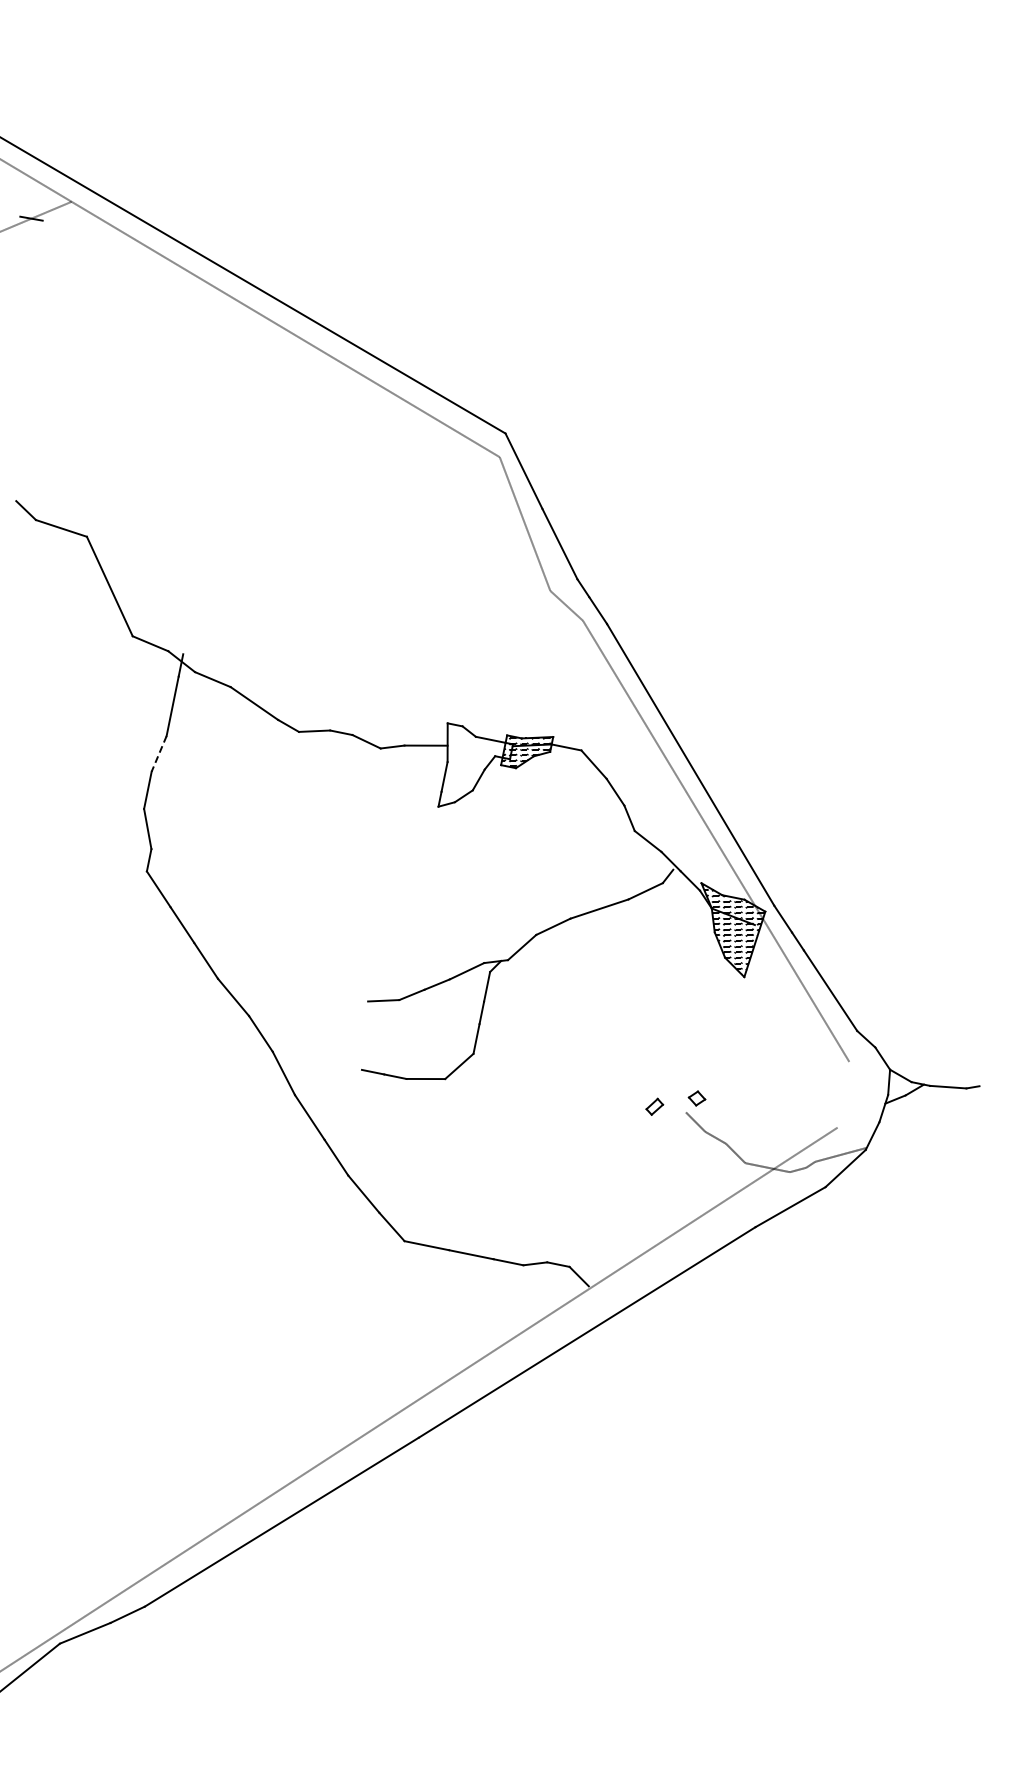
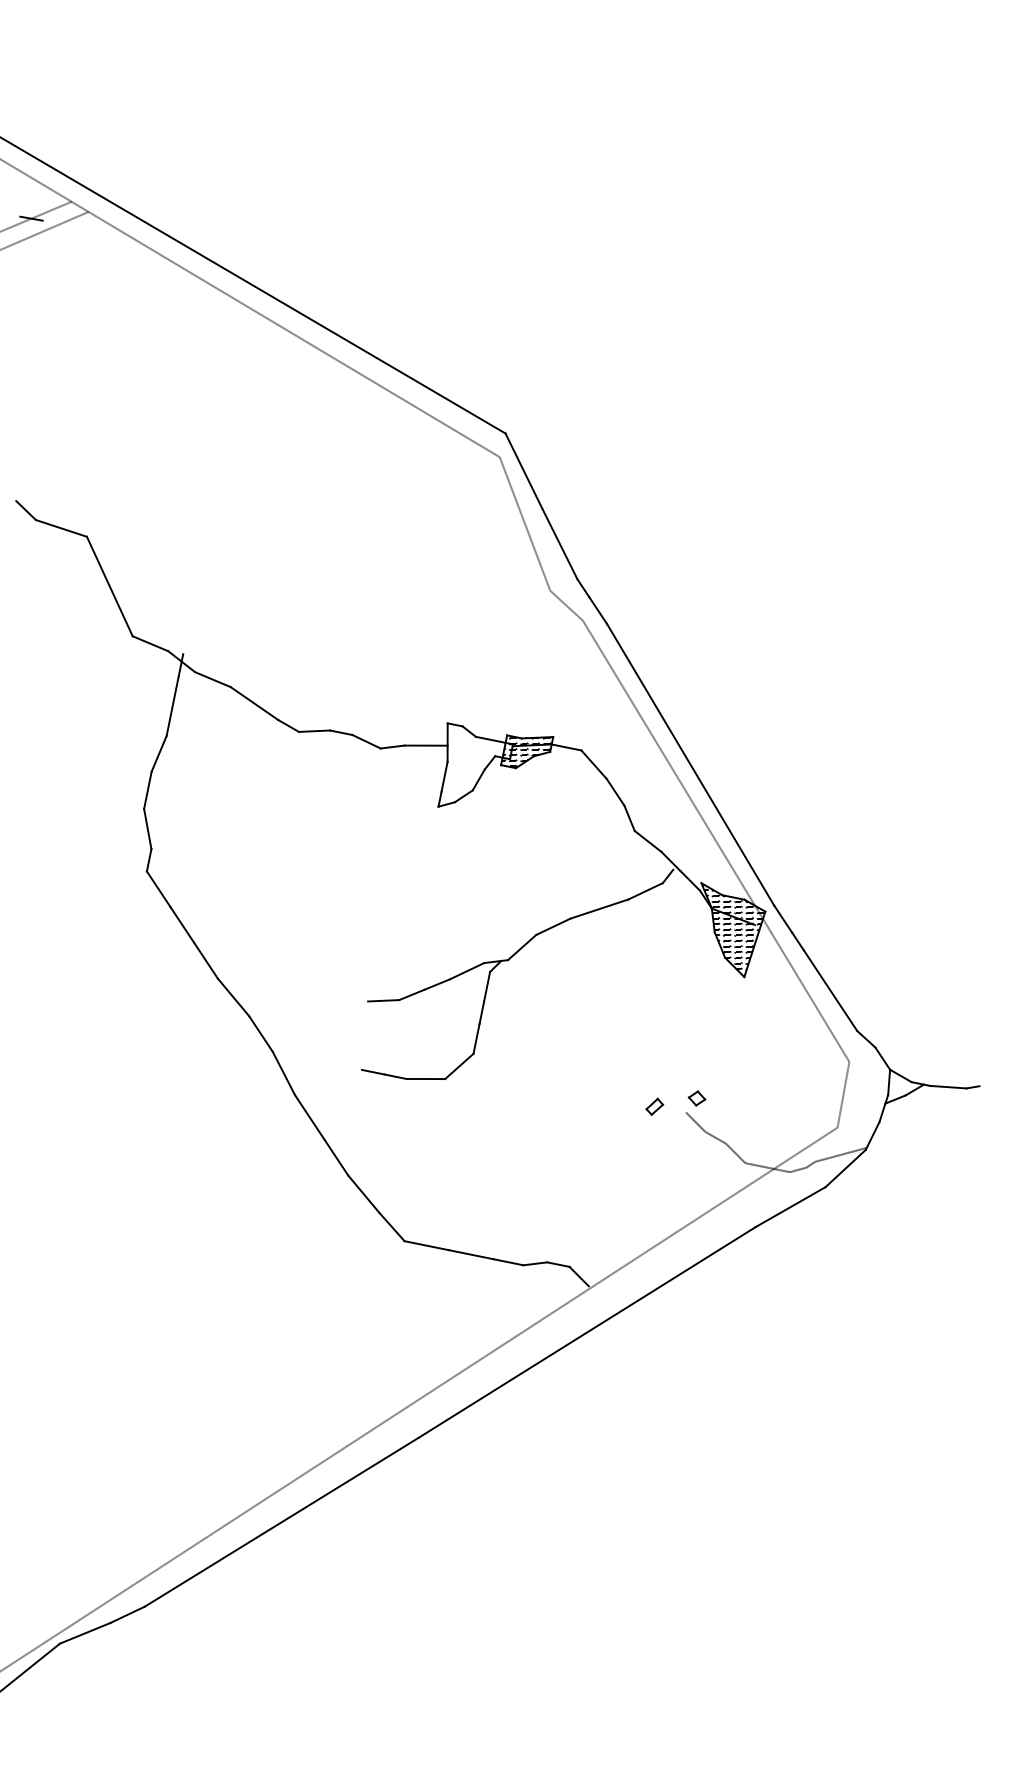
line: none -> present (45, 230)
line: dashed -> solid (158, 754)
line: none -> present (843, 1094)
